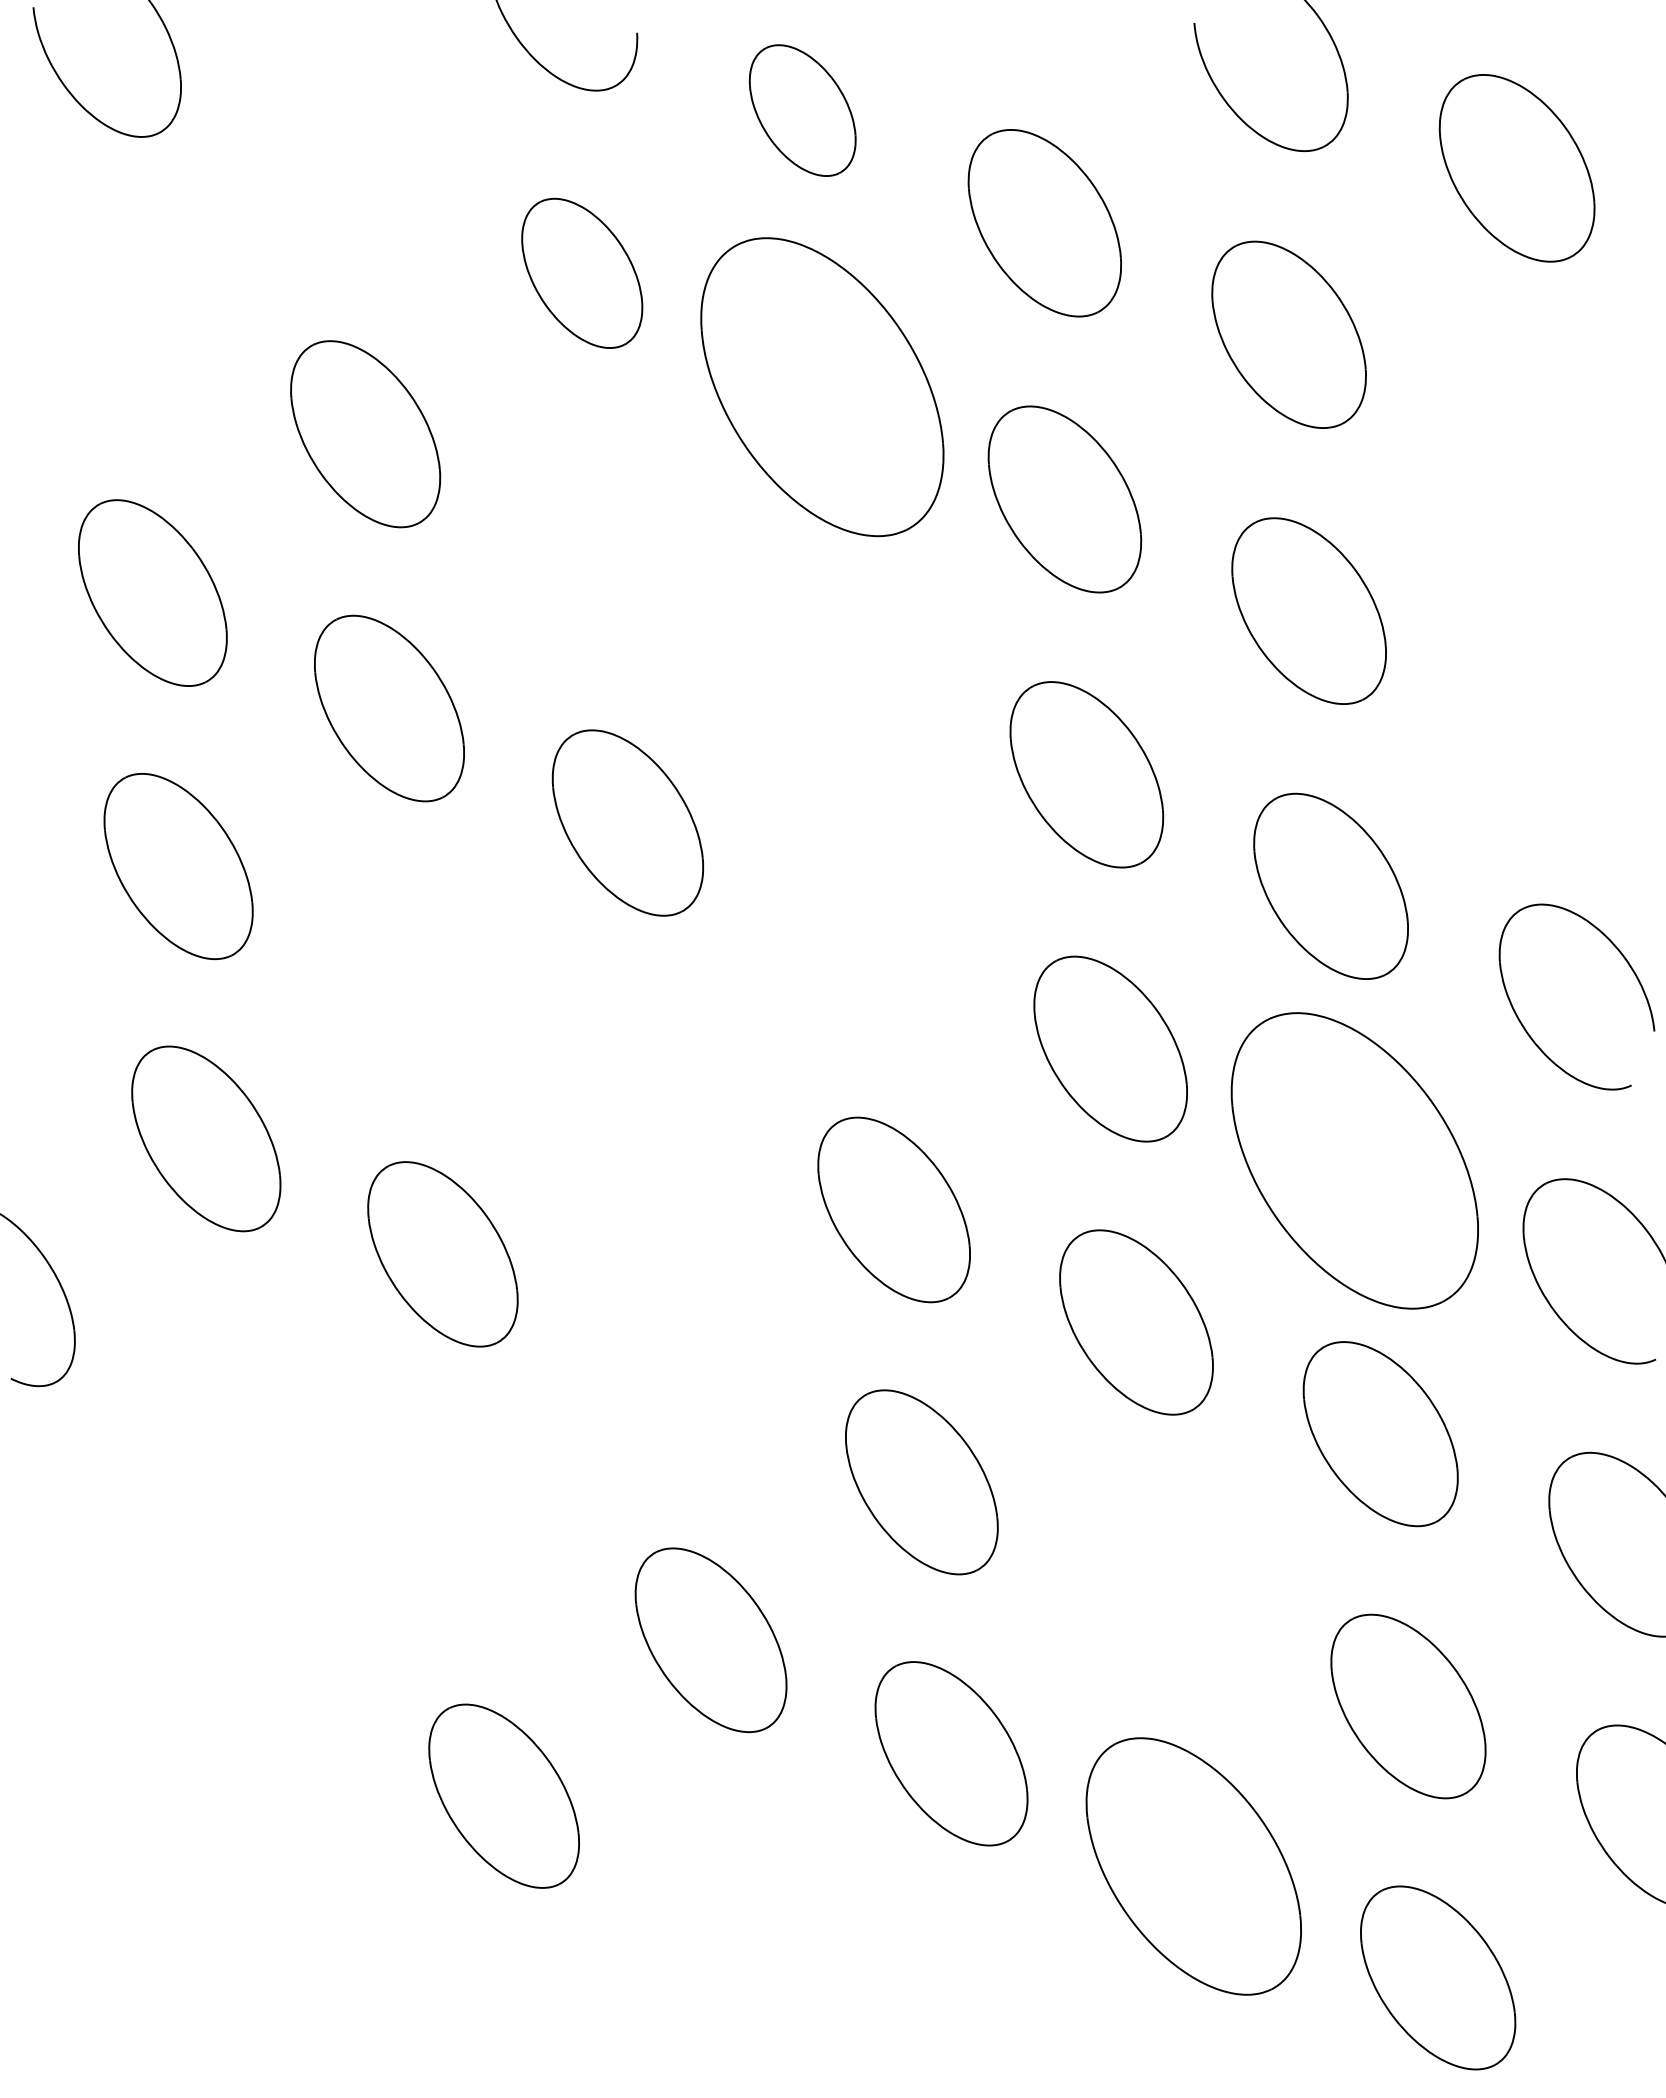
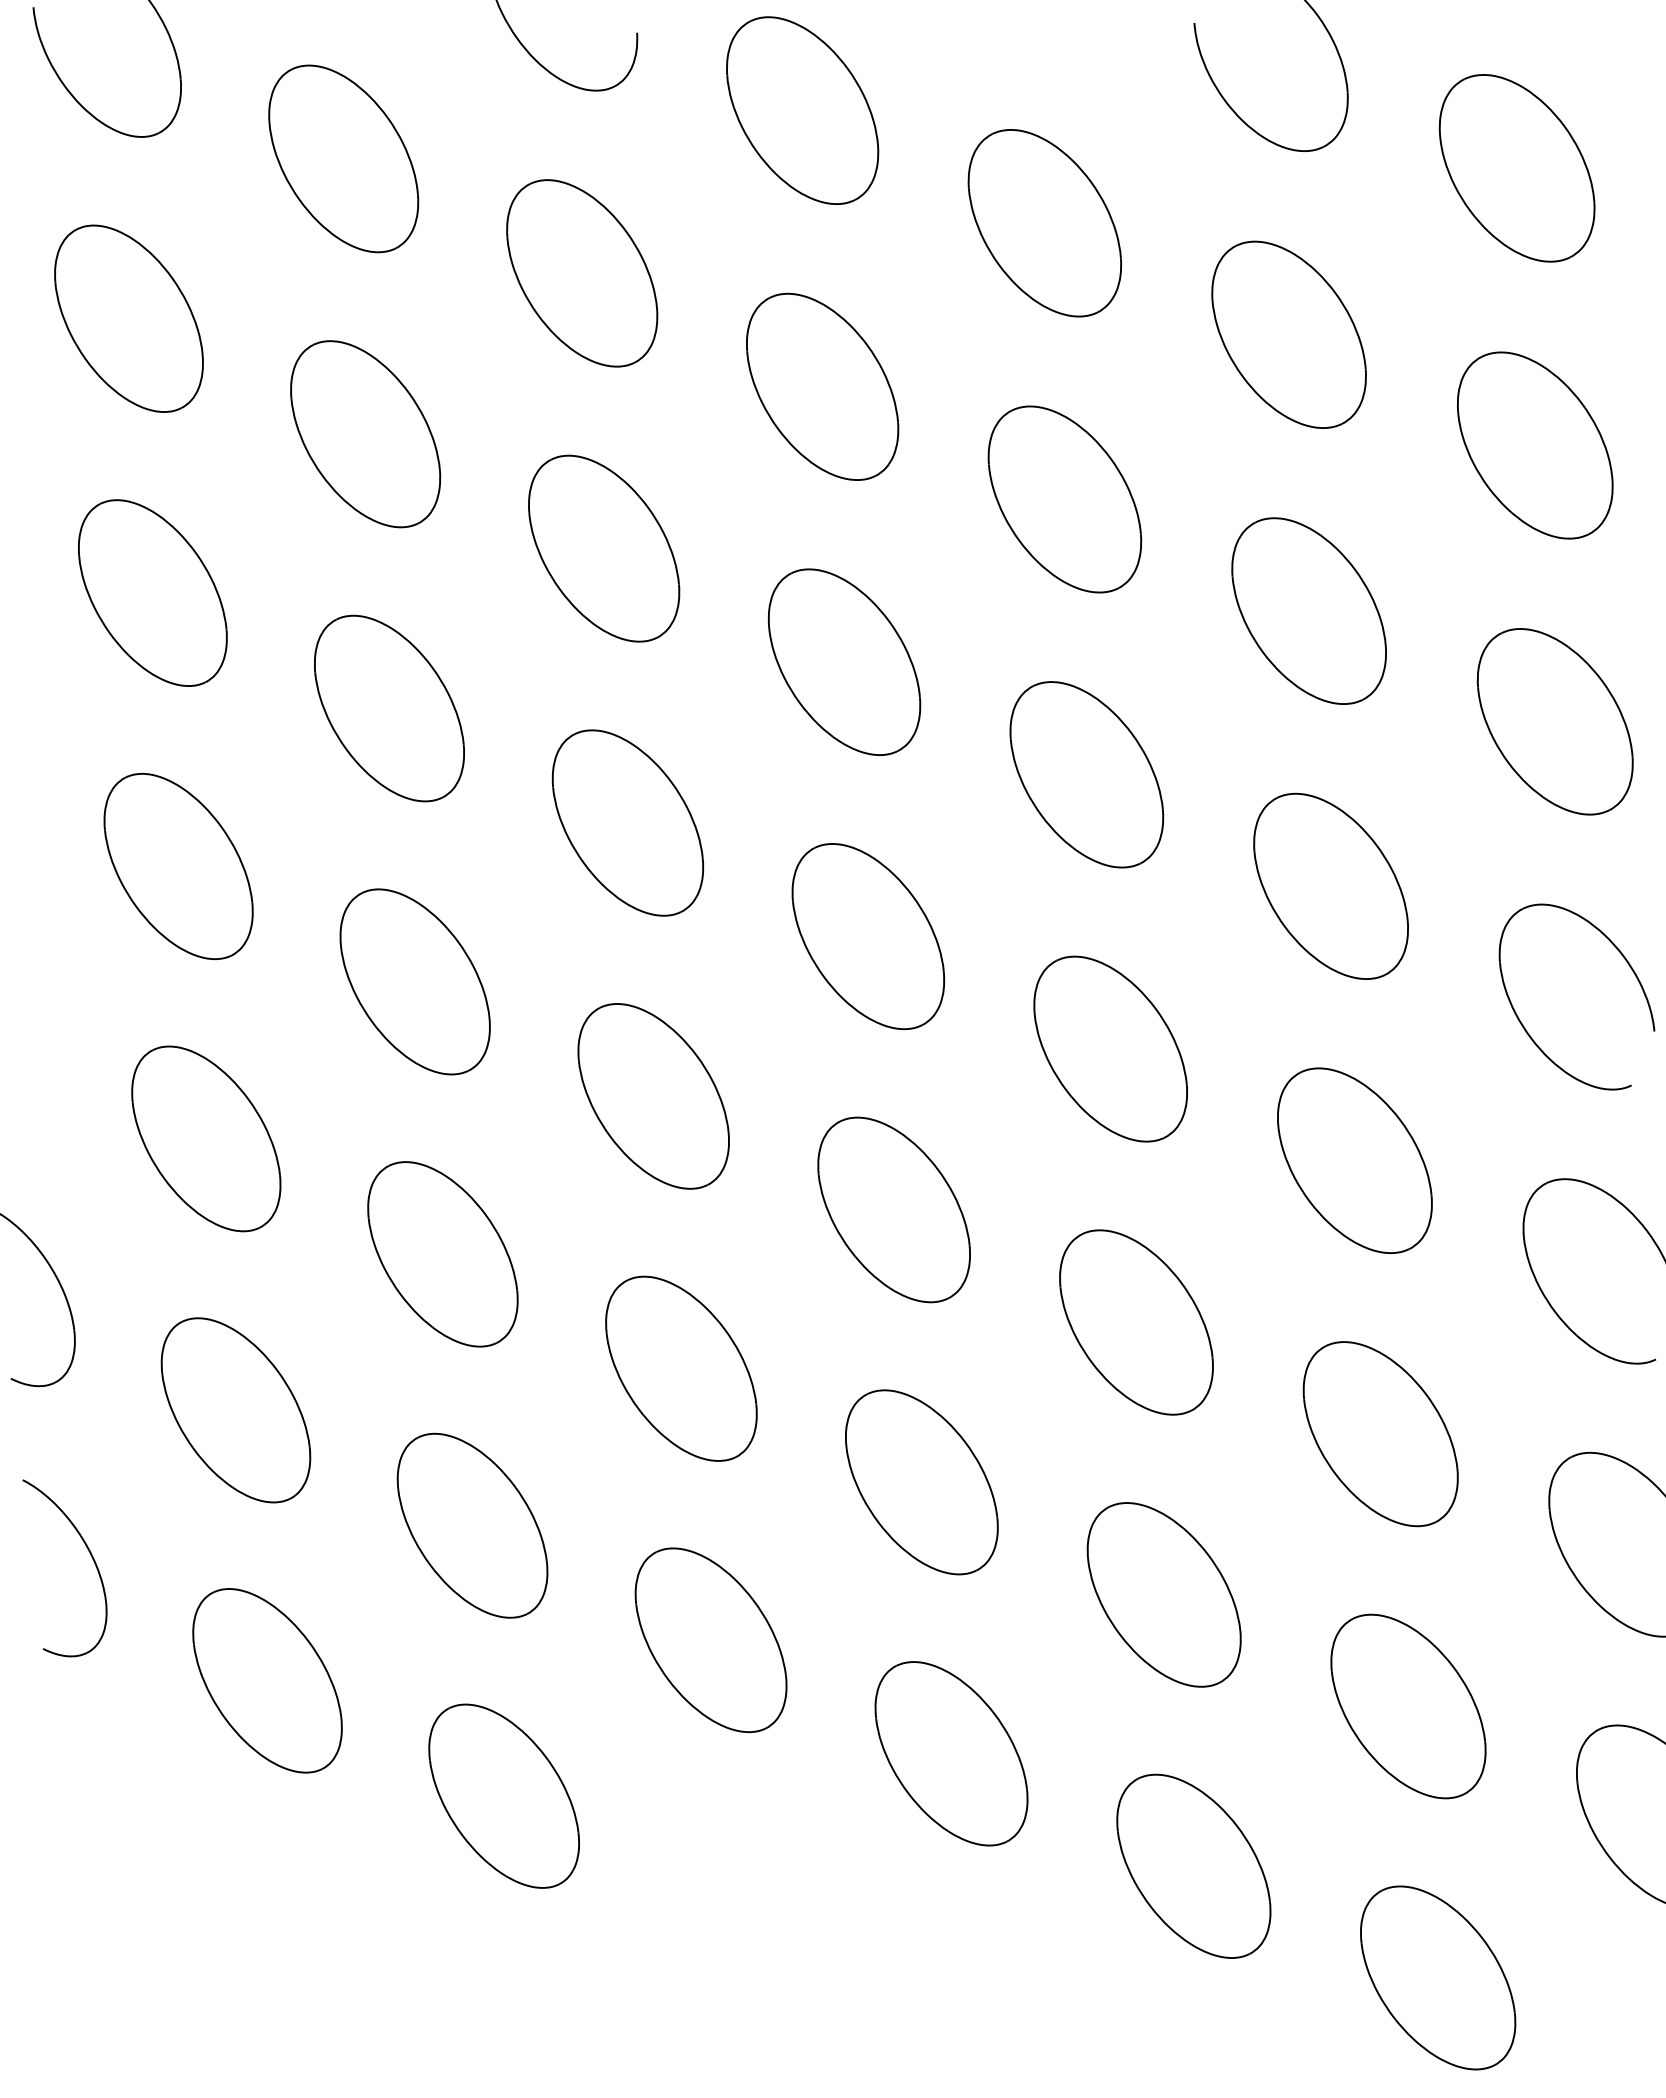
part size: 109x133 px -> 154x189 px (802, 110)
part: none -> present (343, 158)
part size: 123x152 px -> 153x189 px (582, 273)
part: none -> present (128, 318)
part size: 245x301 px -> 154x189 px (822, 386)
part: none -> present (1535, 445)
part: none -> present (604, 548)
part: none -> present (844, 661)
part: none -> present (1554, 721)
part: none -> present (867, 936)
part: none -> present (414, 981)
part: none -> present (653, 1096)
part size: 249x298 px -> 156x187 px (1354, 1160)
part: none -> present (681, 1368)
part: none -> present (235, 1410)
part: none -> present (472, 1525)
part: none -> present (90, 1555)
part: none -> present (1163, 1594)
part: none -> present (267, 1680)
part size: 217x259 px -> 156x186 px (1193, 1865)
